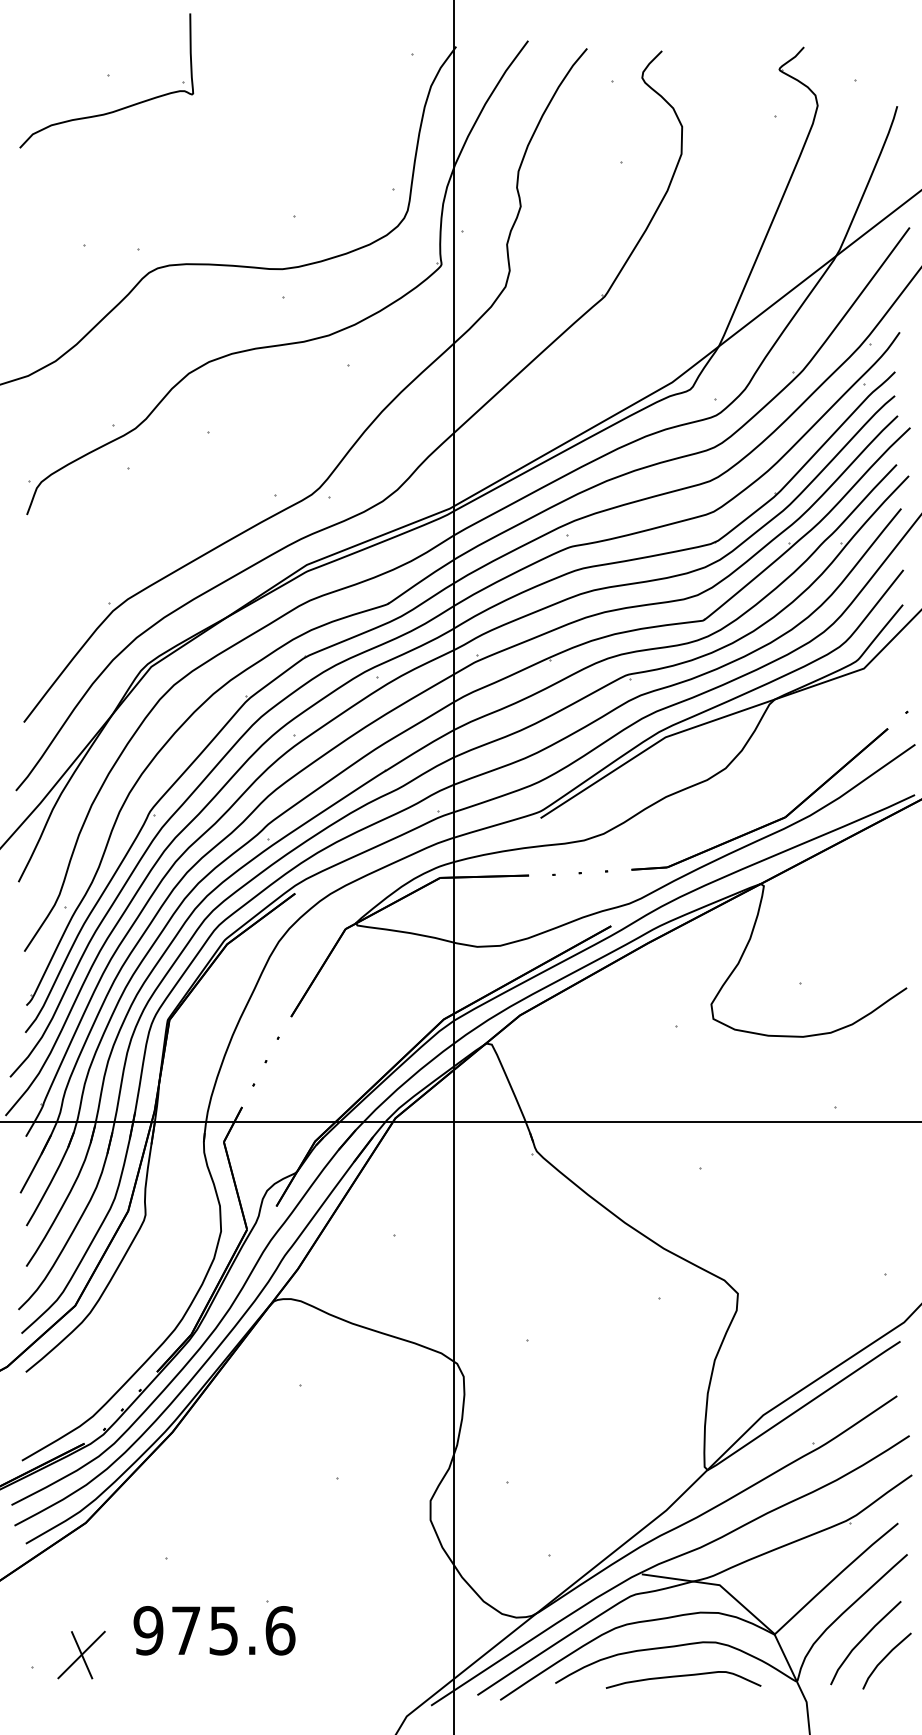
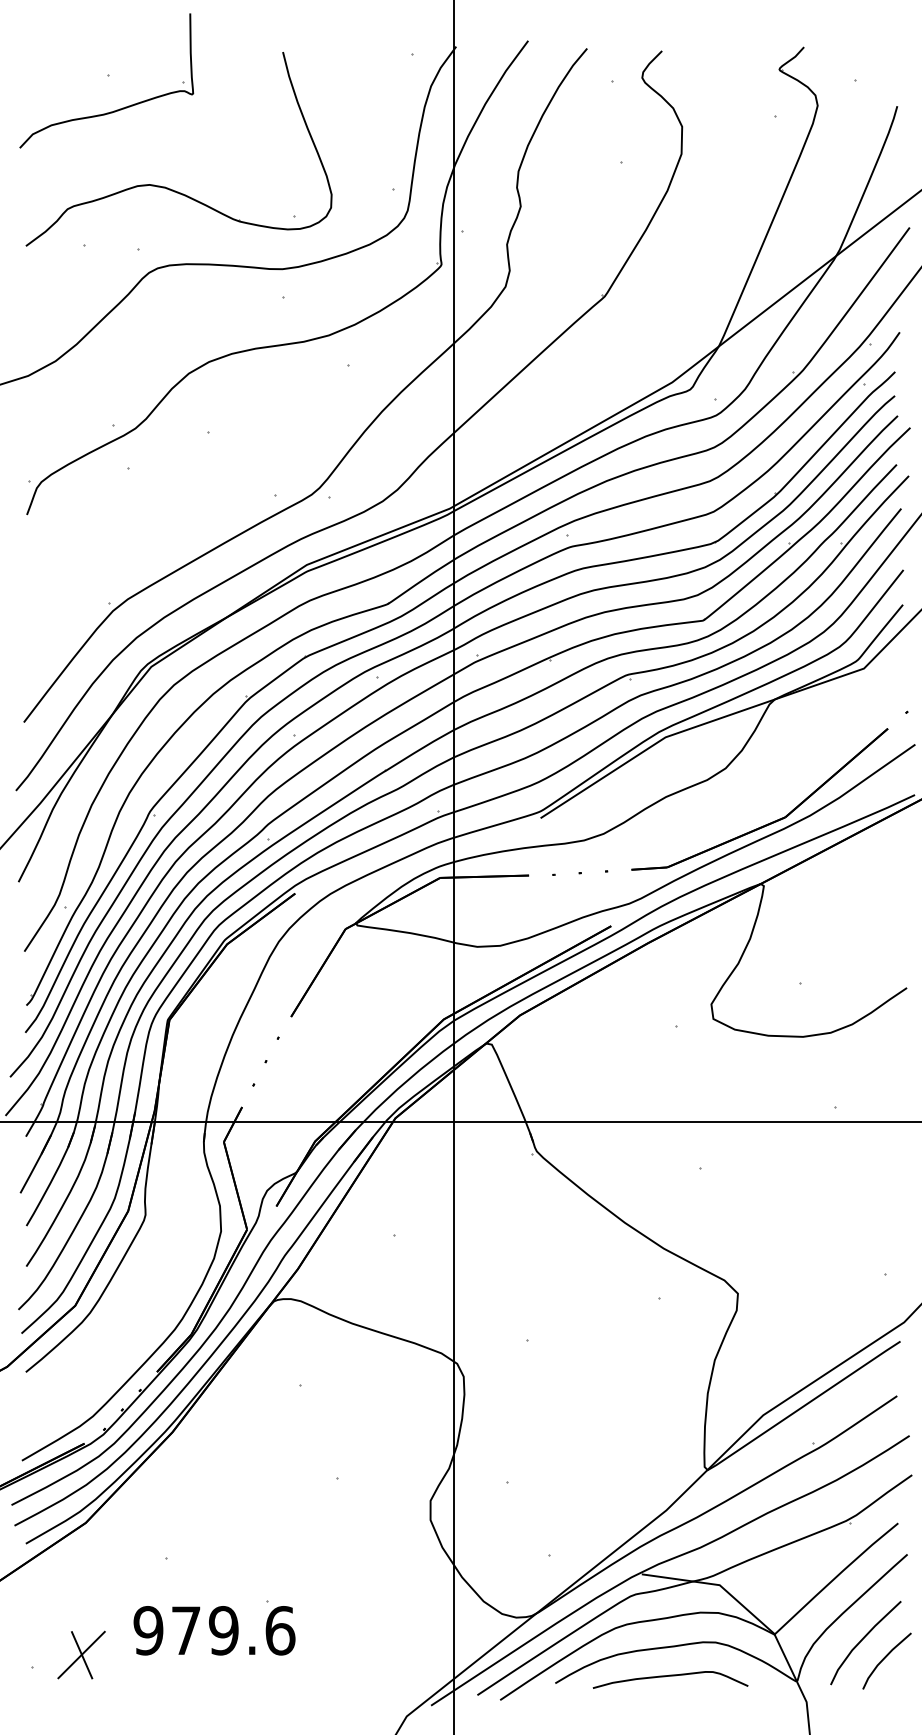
part: none -> present (165, 186)
text: 975.6 -> 979.6 (223, 1630)
curve position: (683, 1676) -> (670, 1676) (670, 1676)
